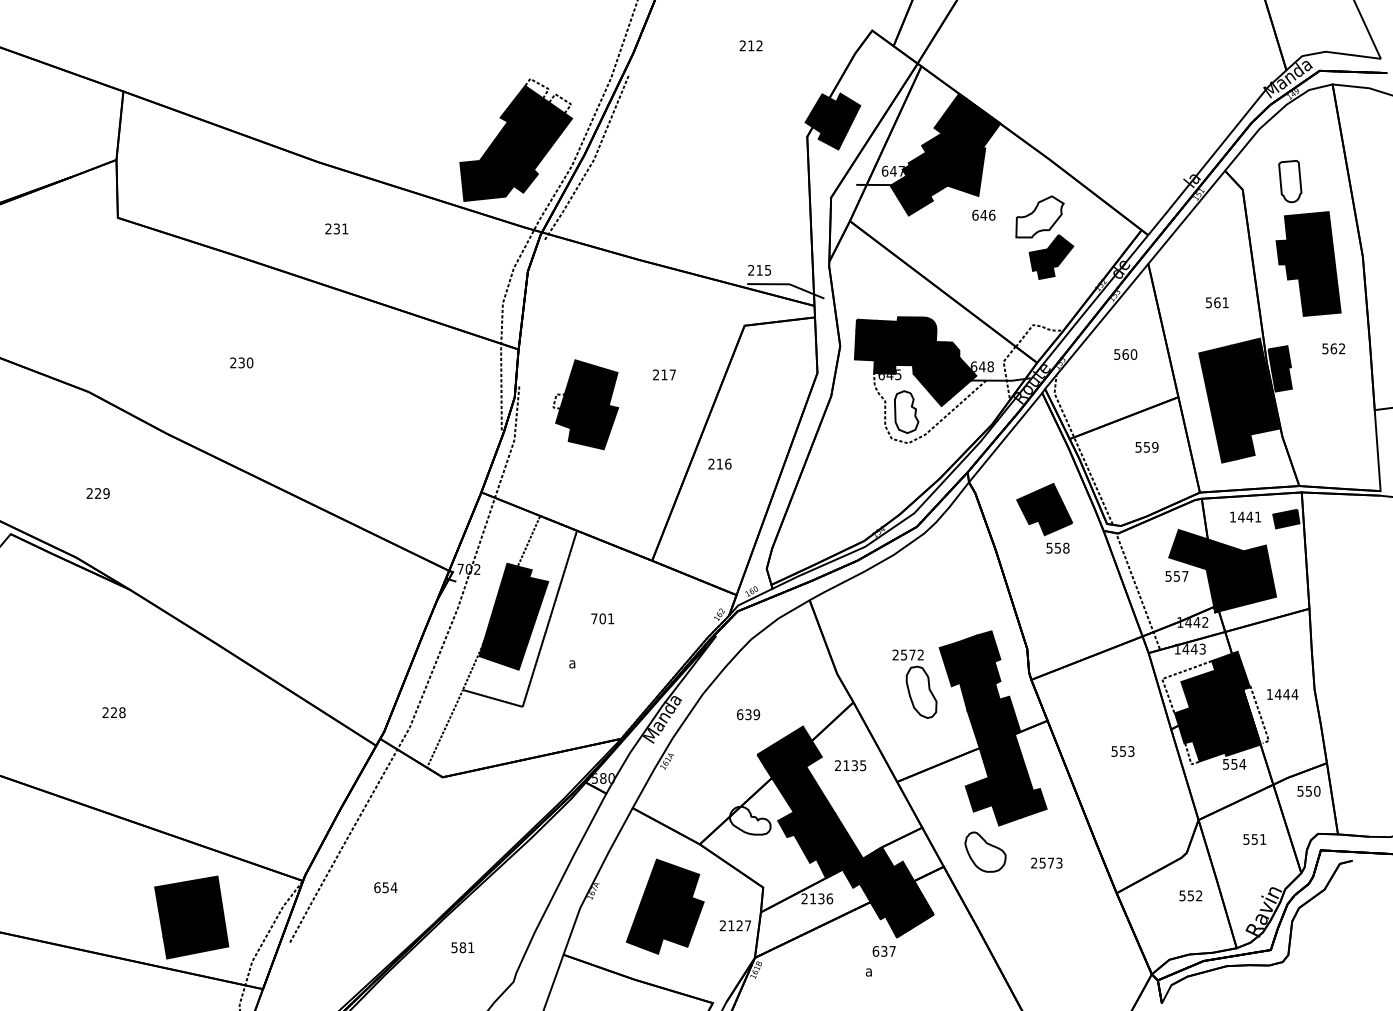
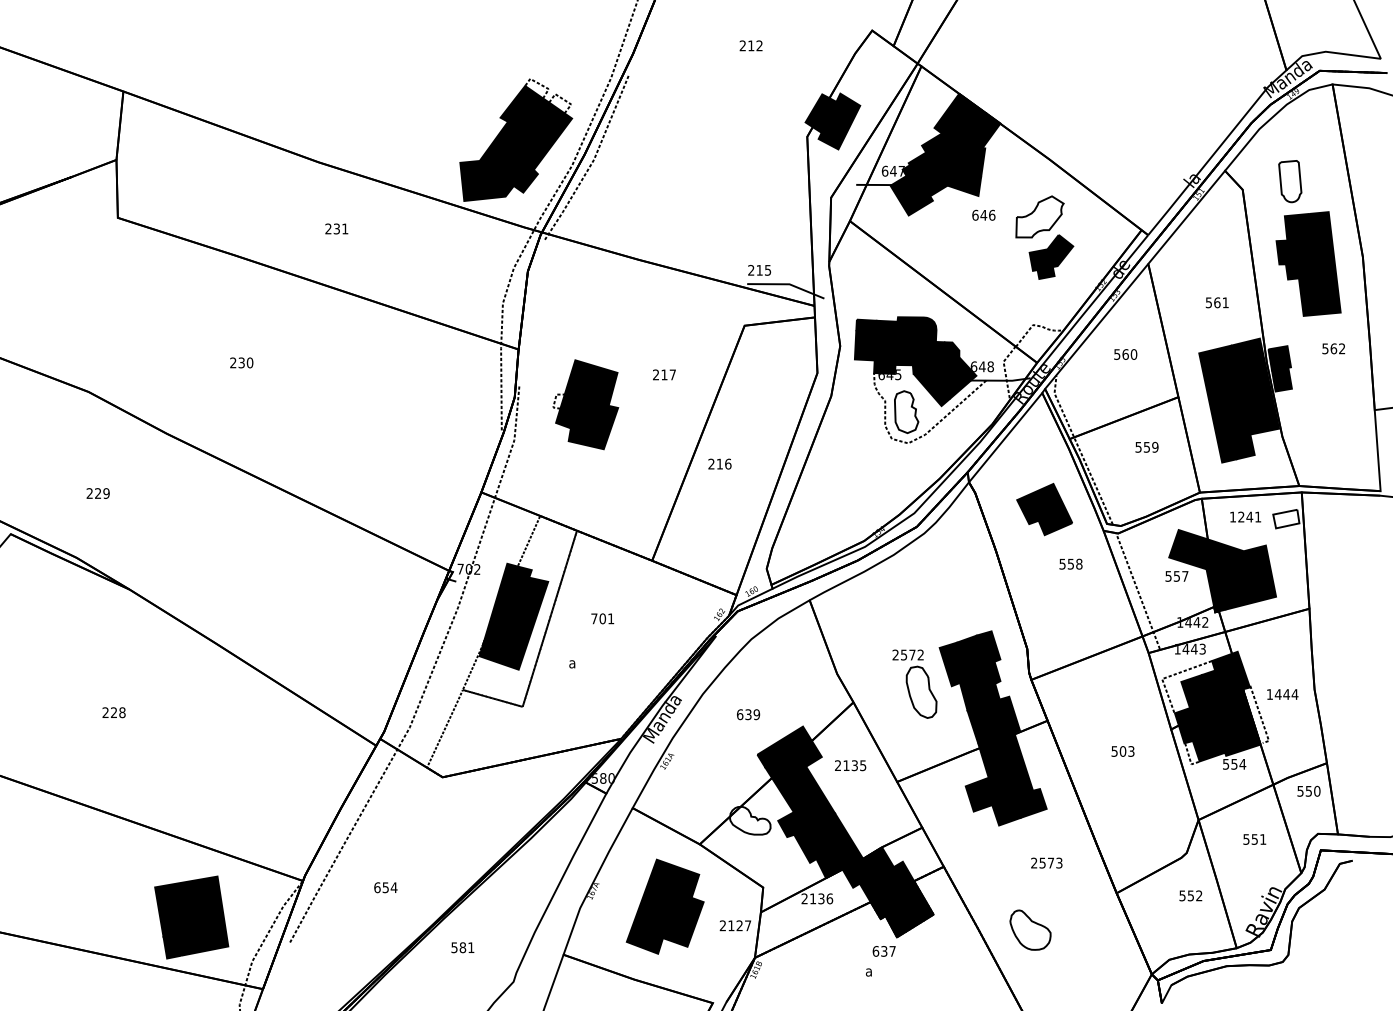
text: 1441 -> 1241 (1240, 516)
fill: present -> none (1286, 518)
text position: (1057, 547) -> (1070, 563) (1070, 563)
text: 553 -> 503 (1122, 751)
part position: (985, 851) -> (1030, 929) (1030, 929)
